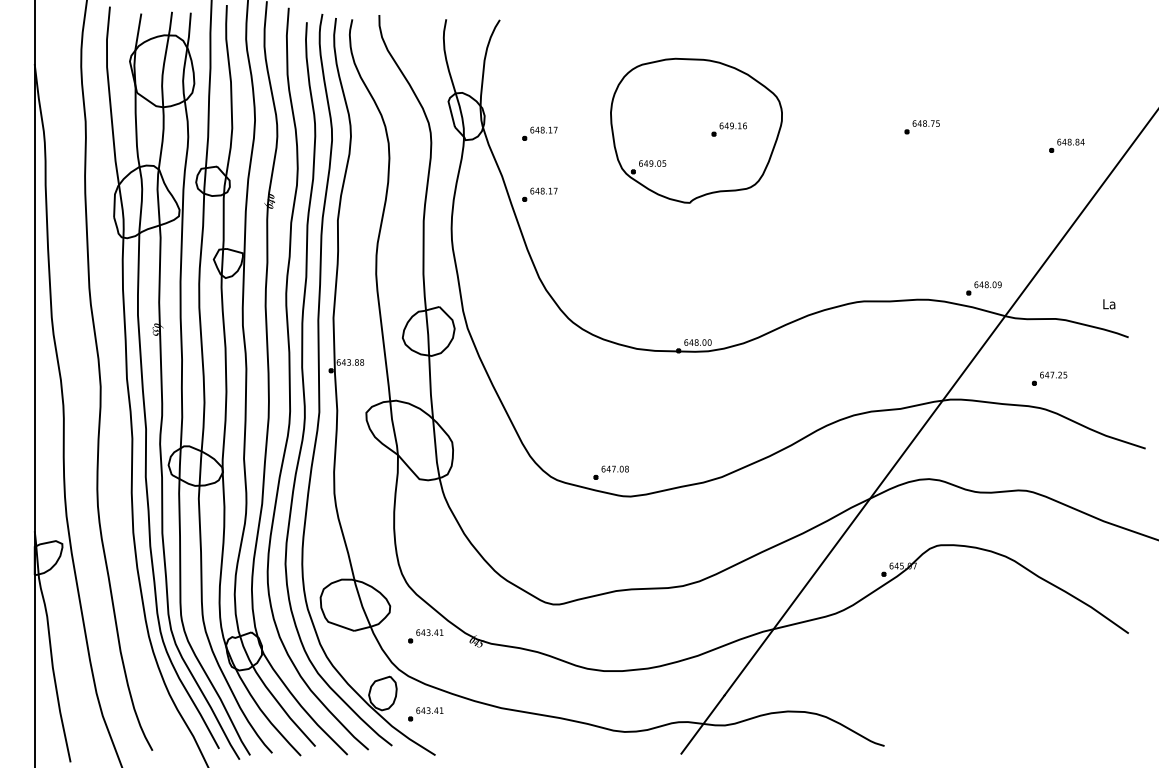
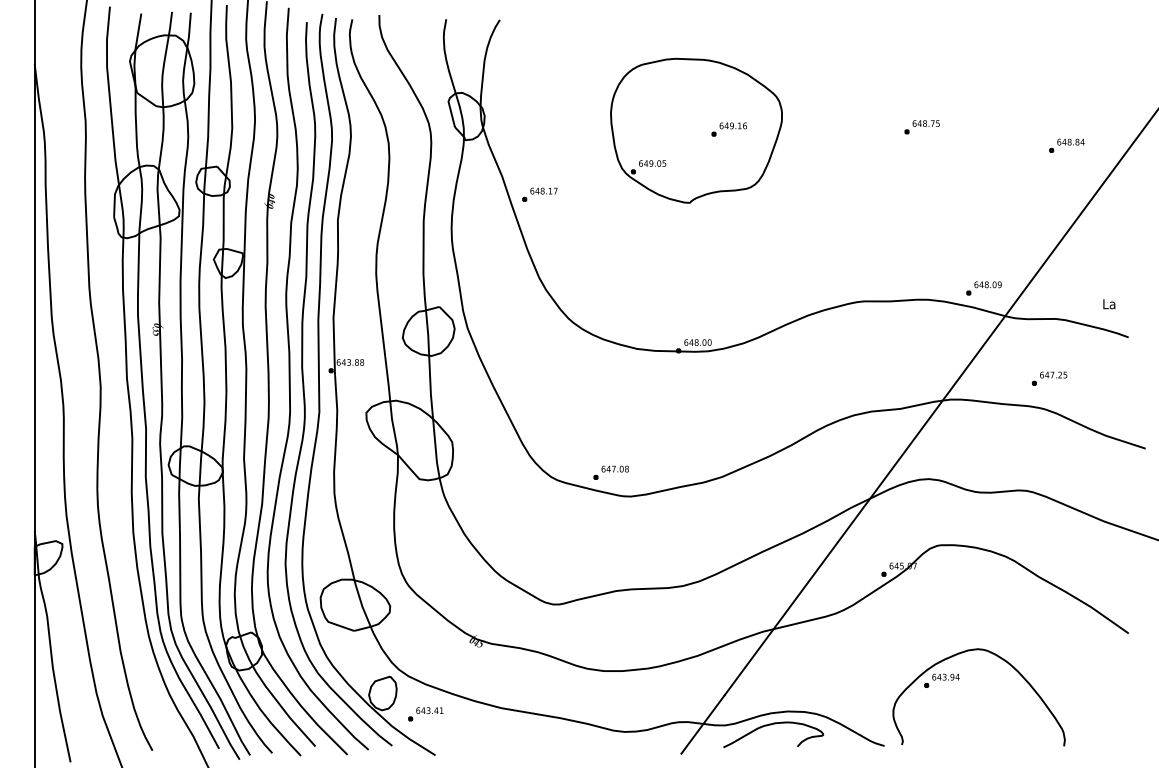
part: present -> none (539, 133)
part: present -> none (425, 636)
part: none -> present (958, 680)
curve: none -> present (771, 725)
